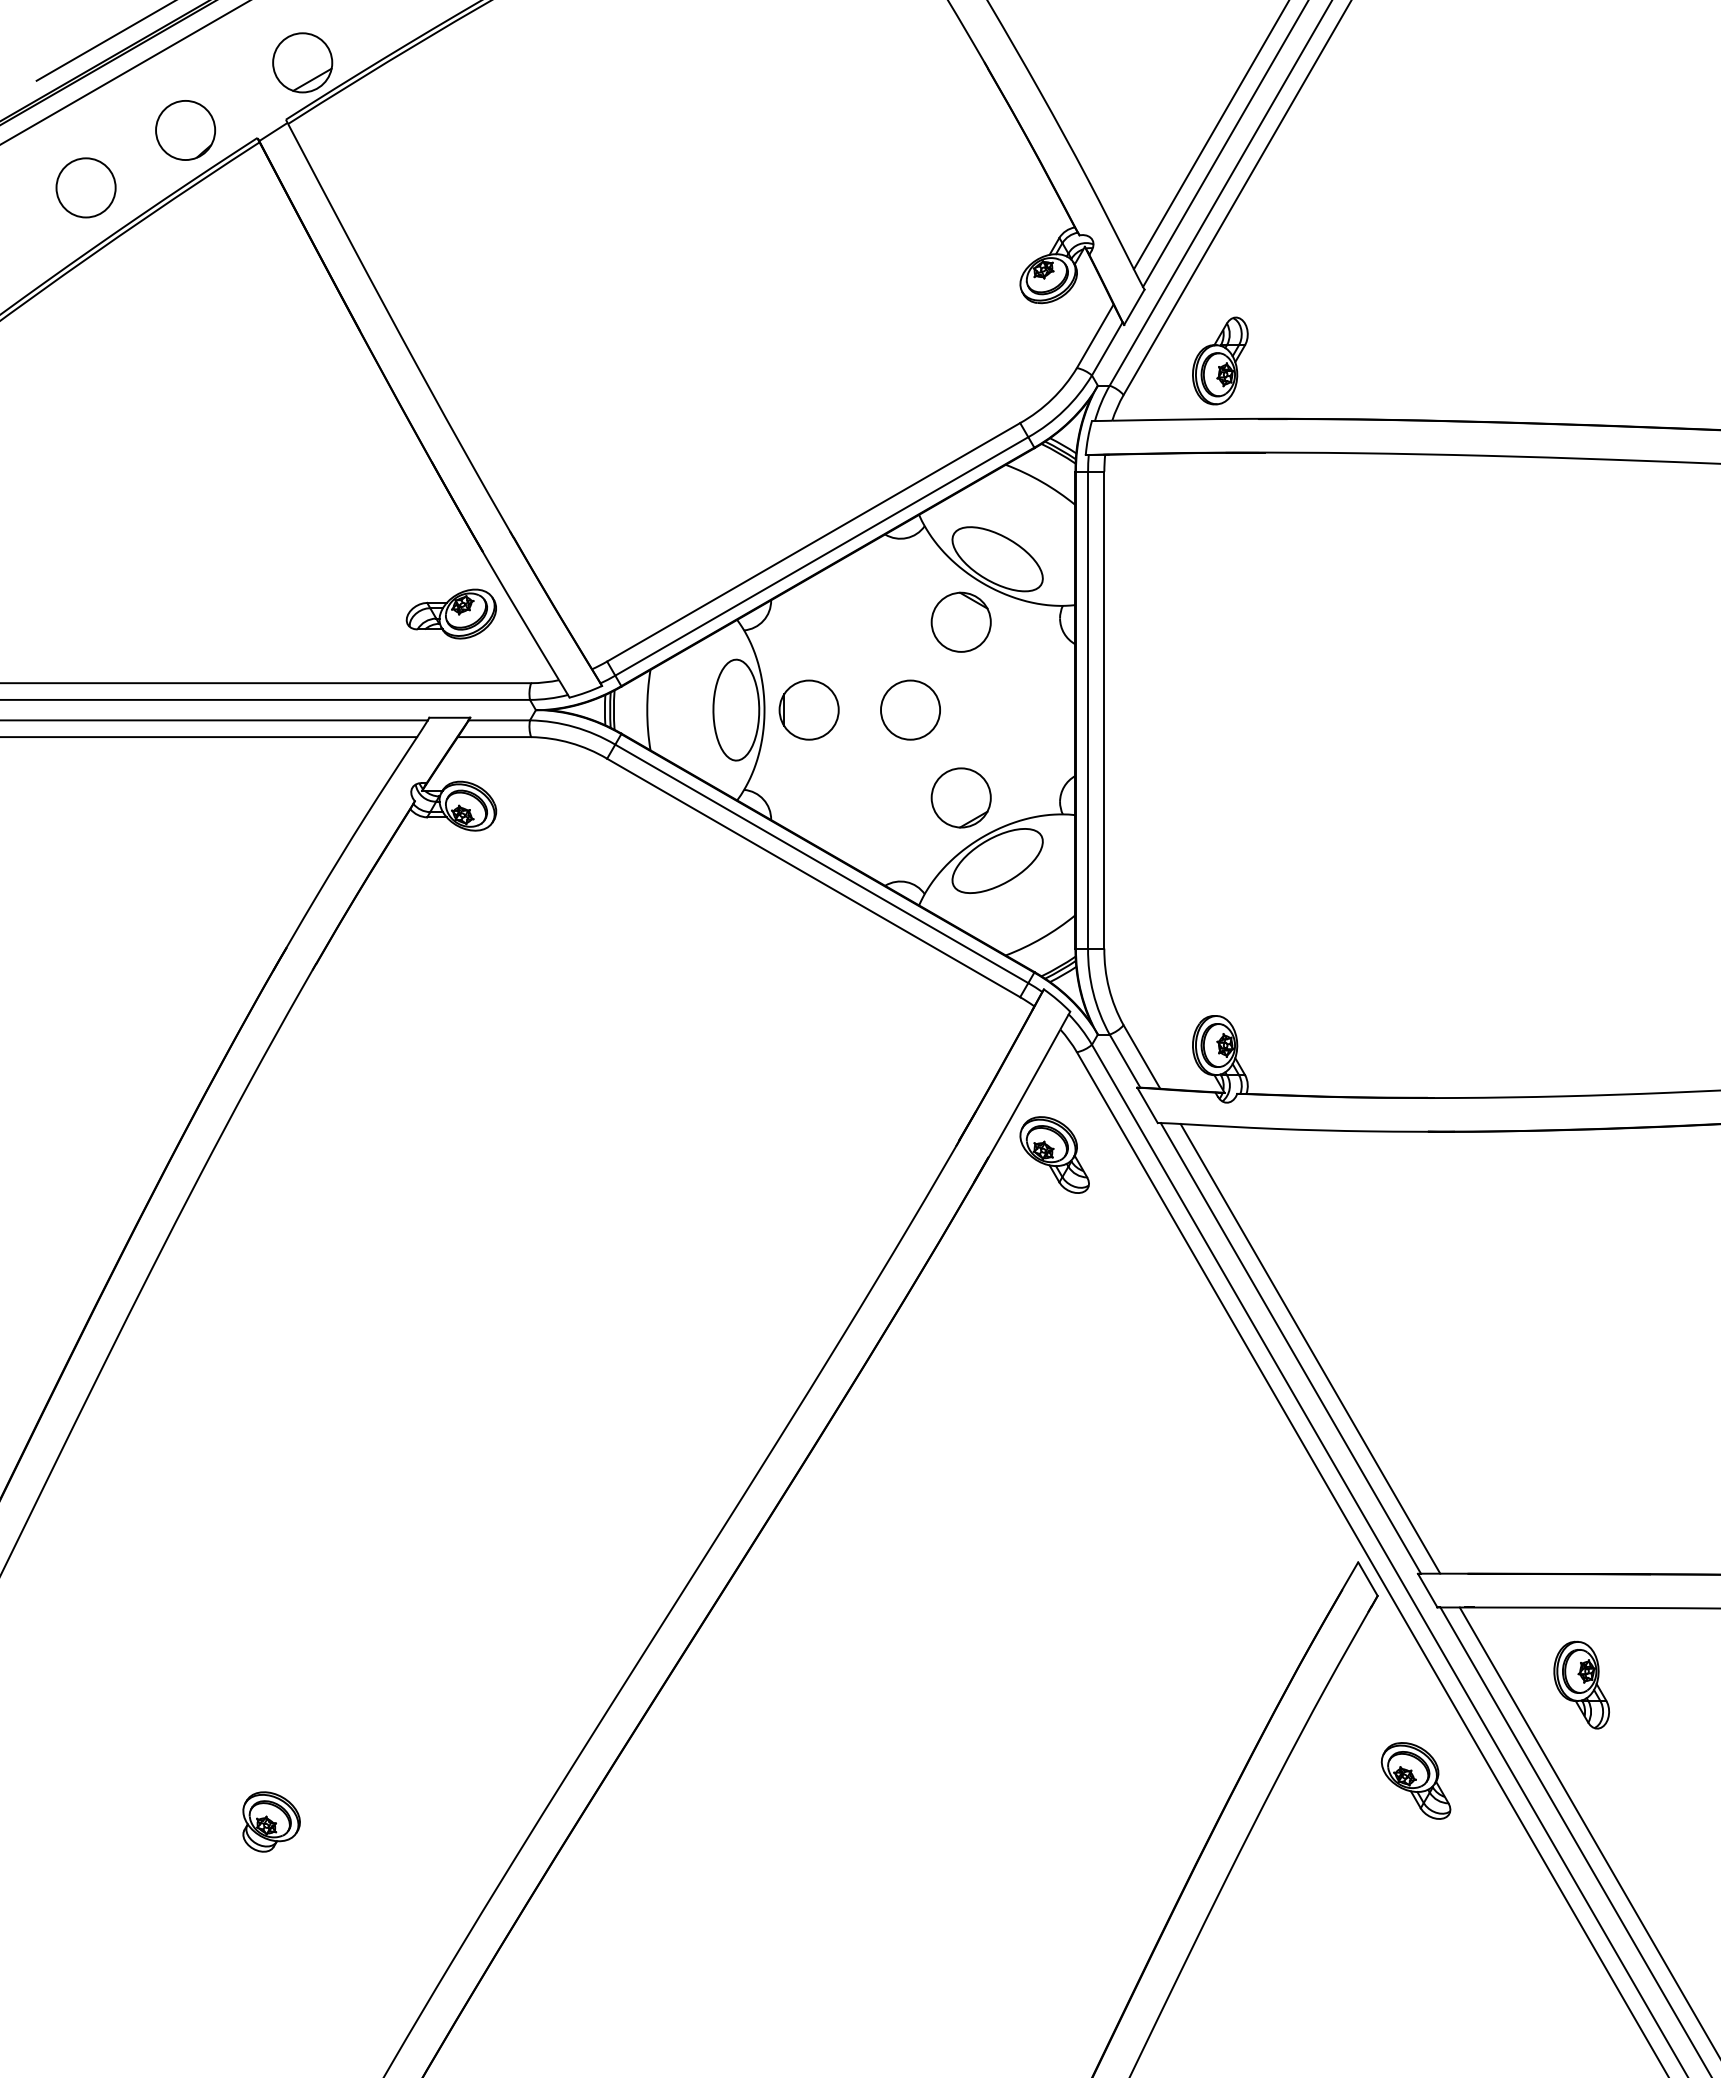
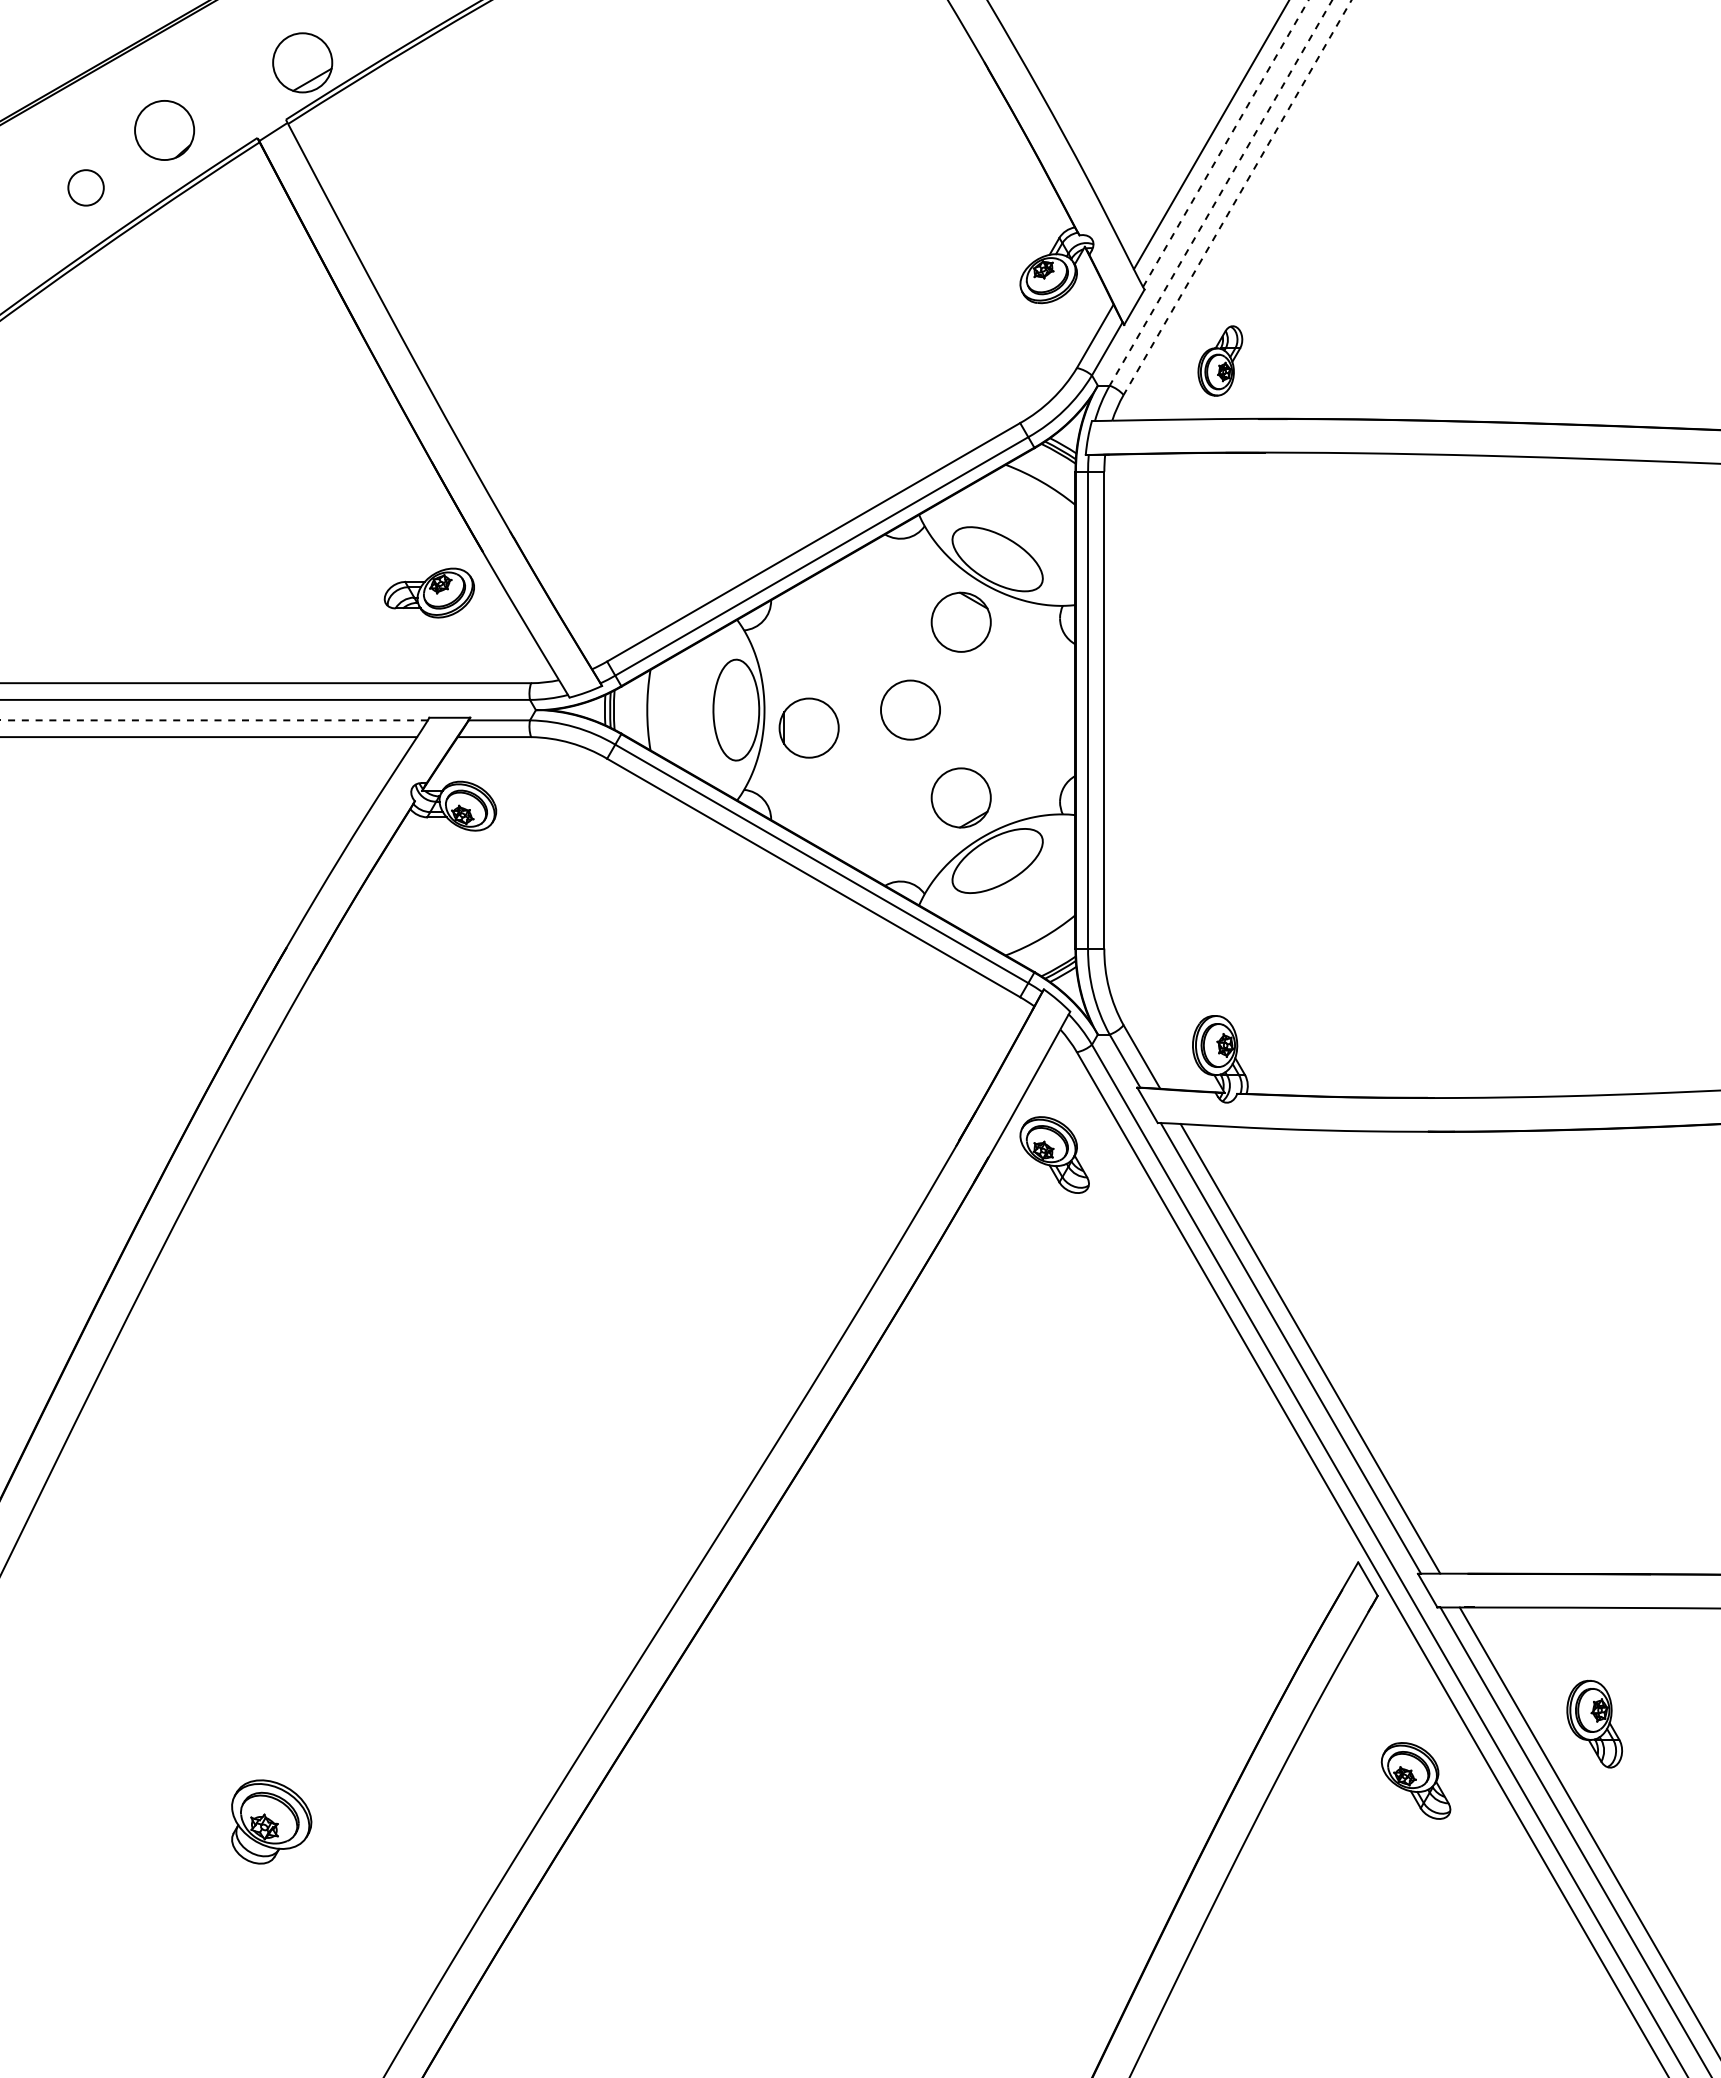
line: present -> none (104, 41)
line: present -> none (124, 72)
part position: (185, 130) -> (164, 130) (164, 130)
line: solid -> dashed (1225, 143)
circle diameter: 59 px -> 35 px (85, 187)
line: solid -> dashed (1220, 193)
line: solid -> dashed (1237, 197)
part size: 57x90 px -> 47x72 px (1220, 360)
part position: (450, 613) -> (428, 592) (428, 592)
part position: (808, 709) -> (808, 727) (808, 727)
line: solid -> dashed (214, 720)
part position: (1581, 1684) -> (1594, 1723) (1594, 1723)
part size: 59x62 px -> 82x86 px (271, 1821)
